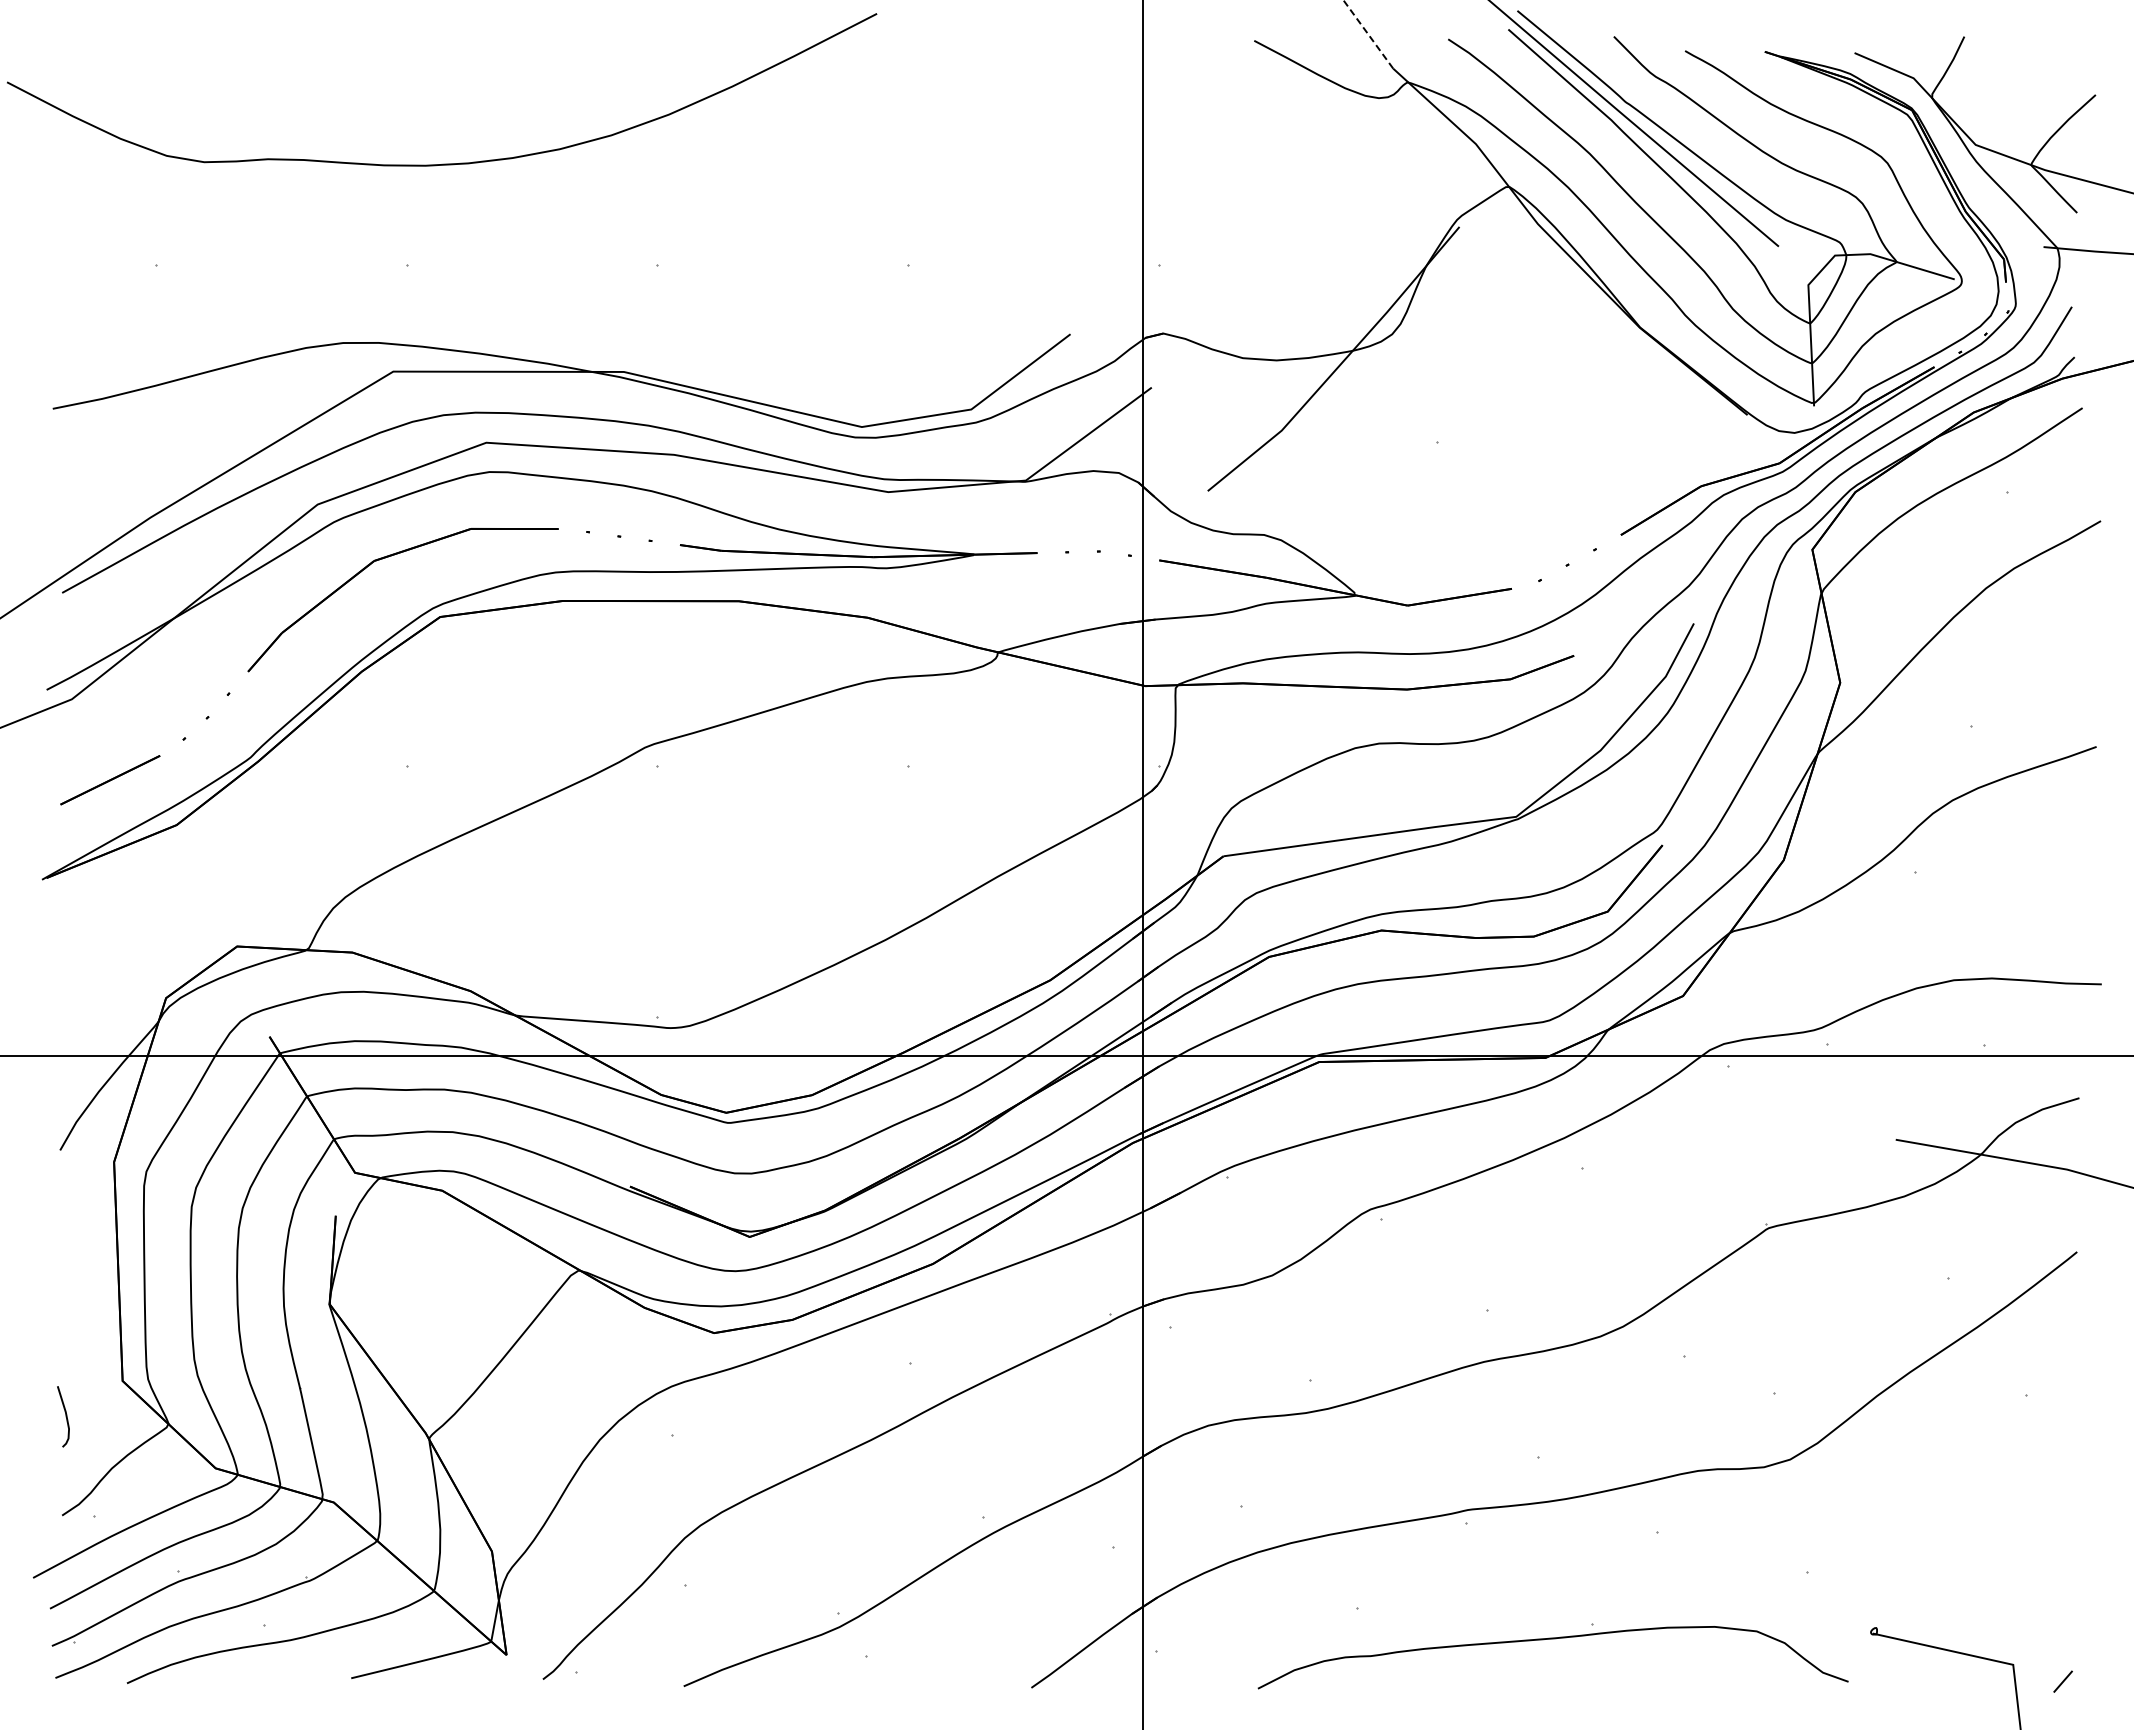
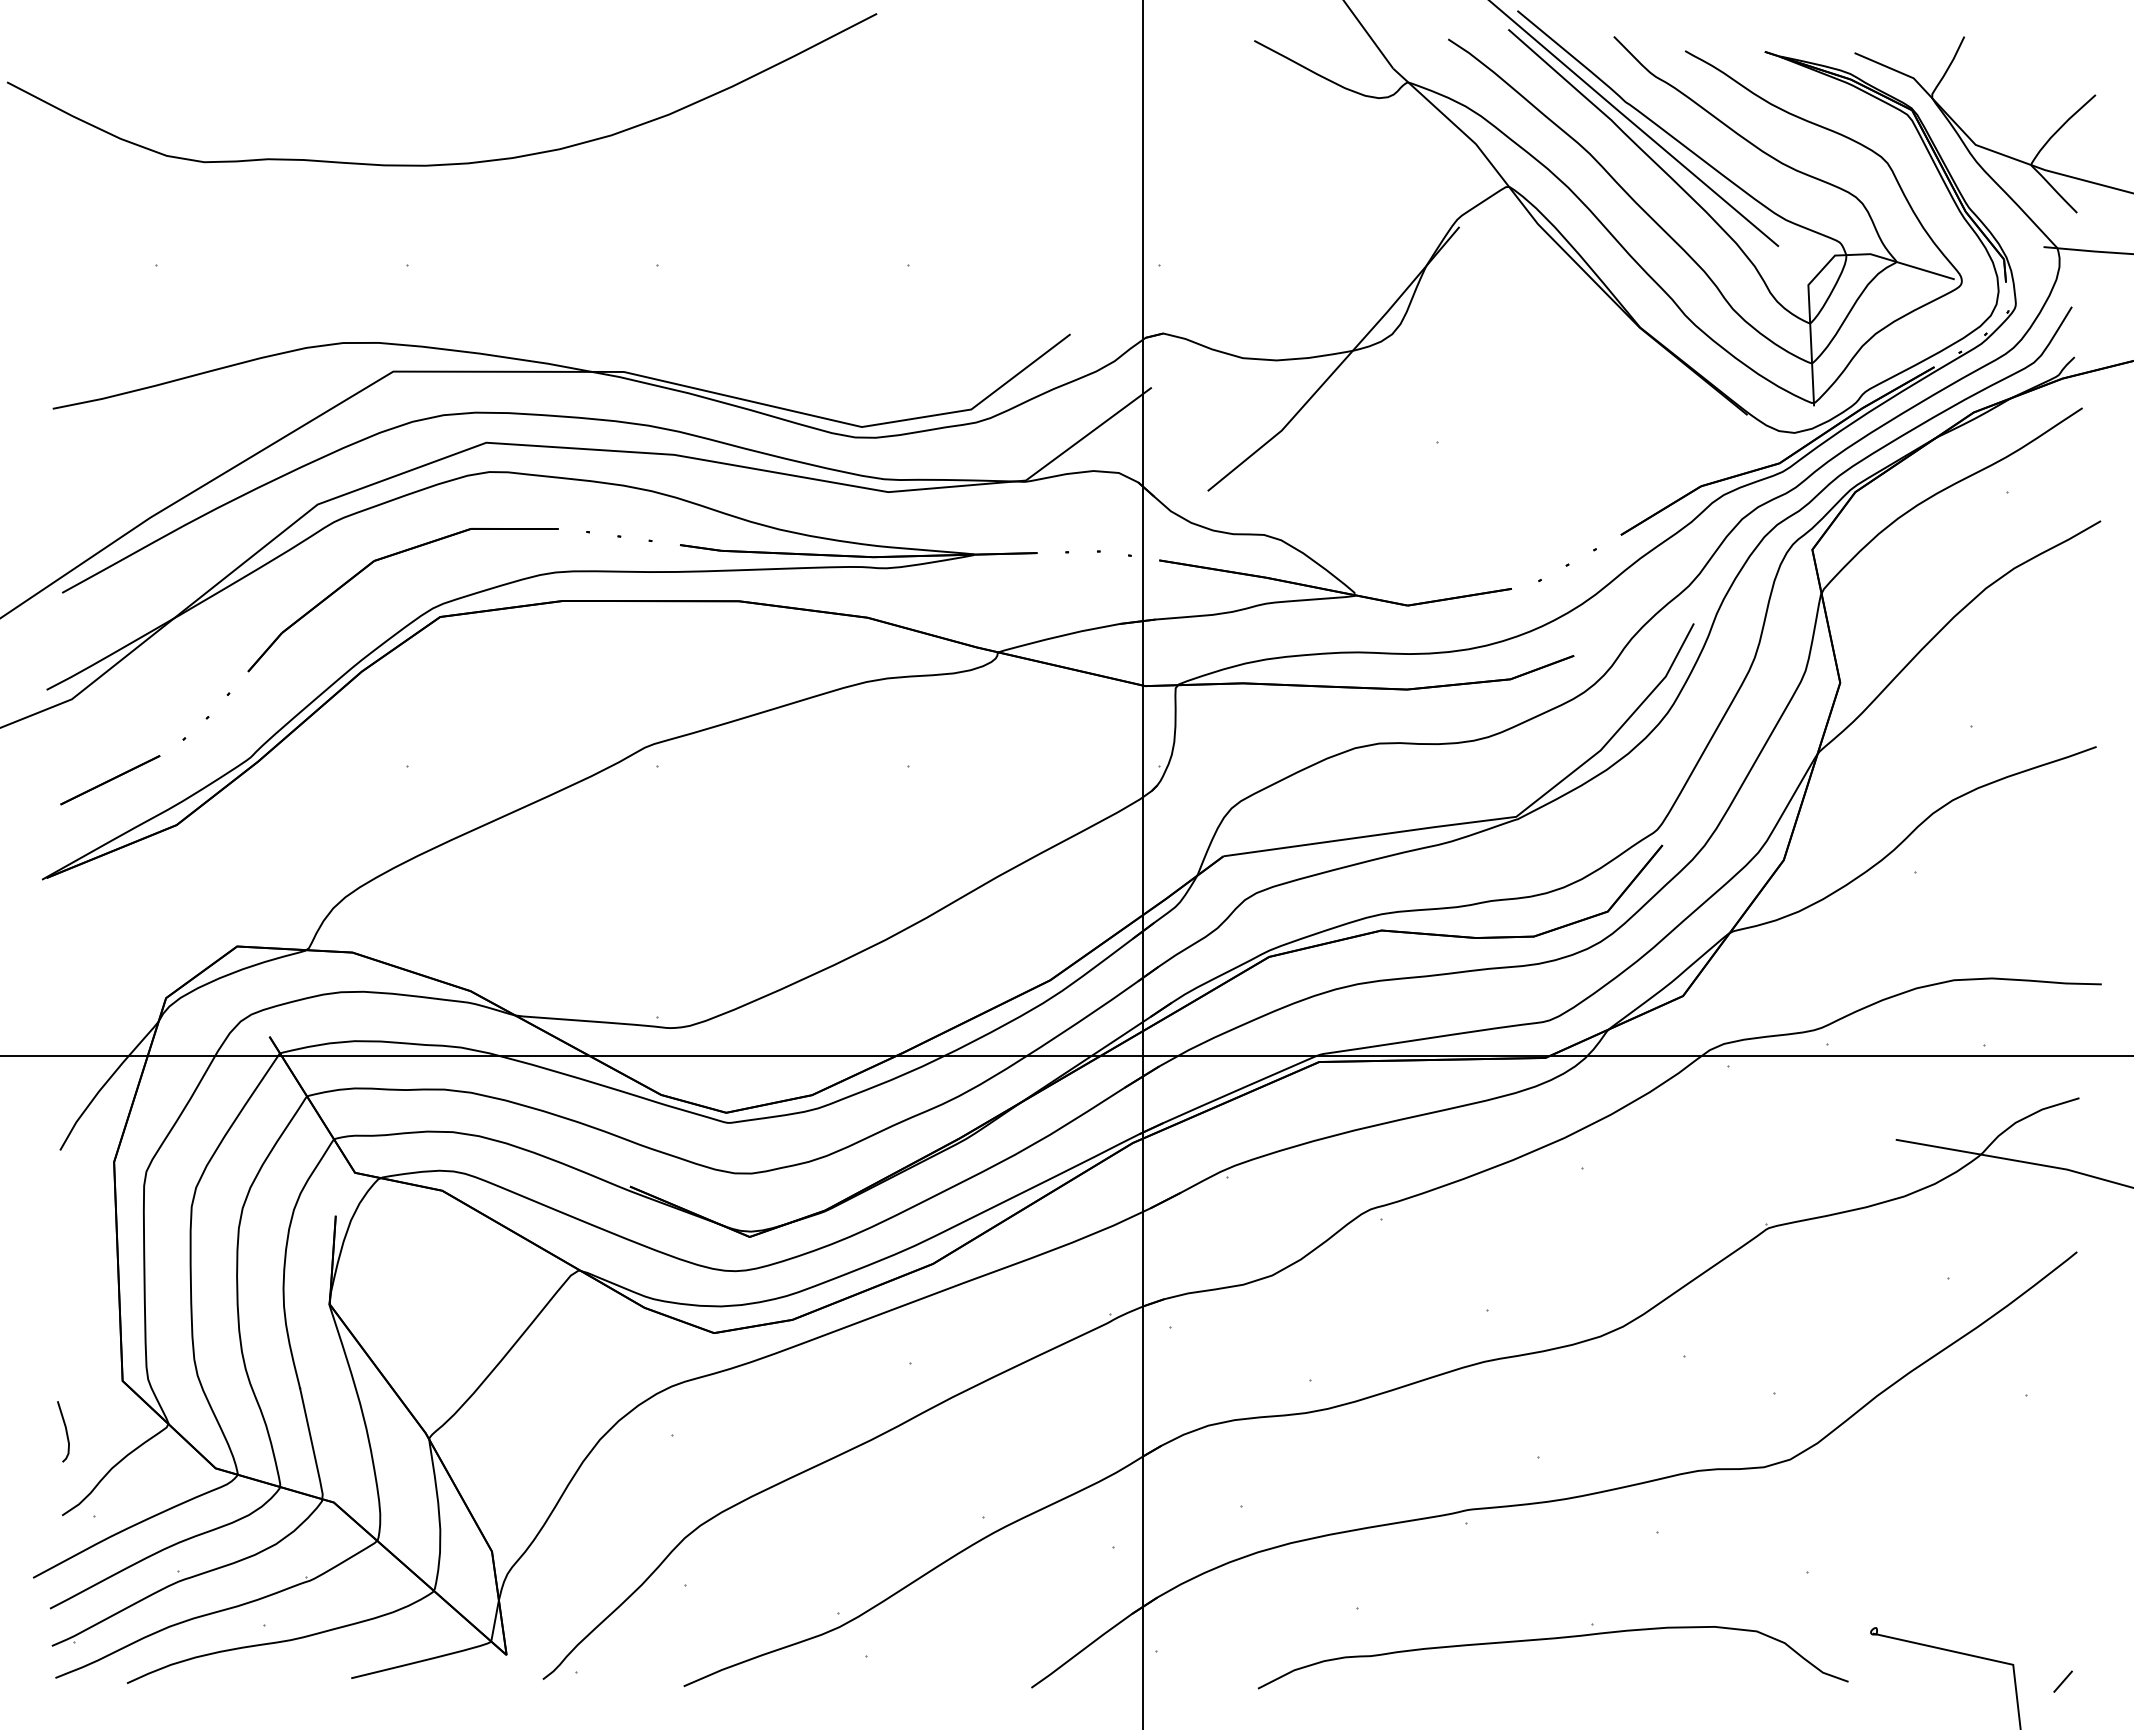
line: dashed -> solid (1368, 34)
curve position: (65, 1416) -> (65, 1431) (65, 1431)
